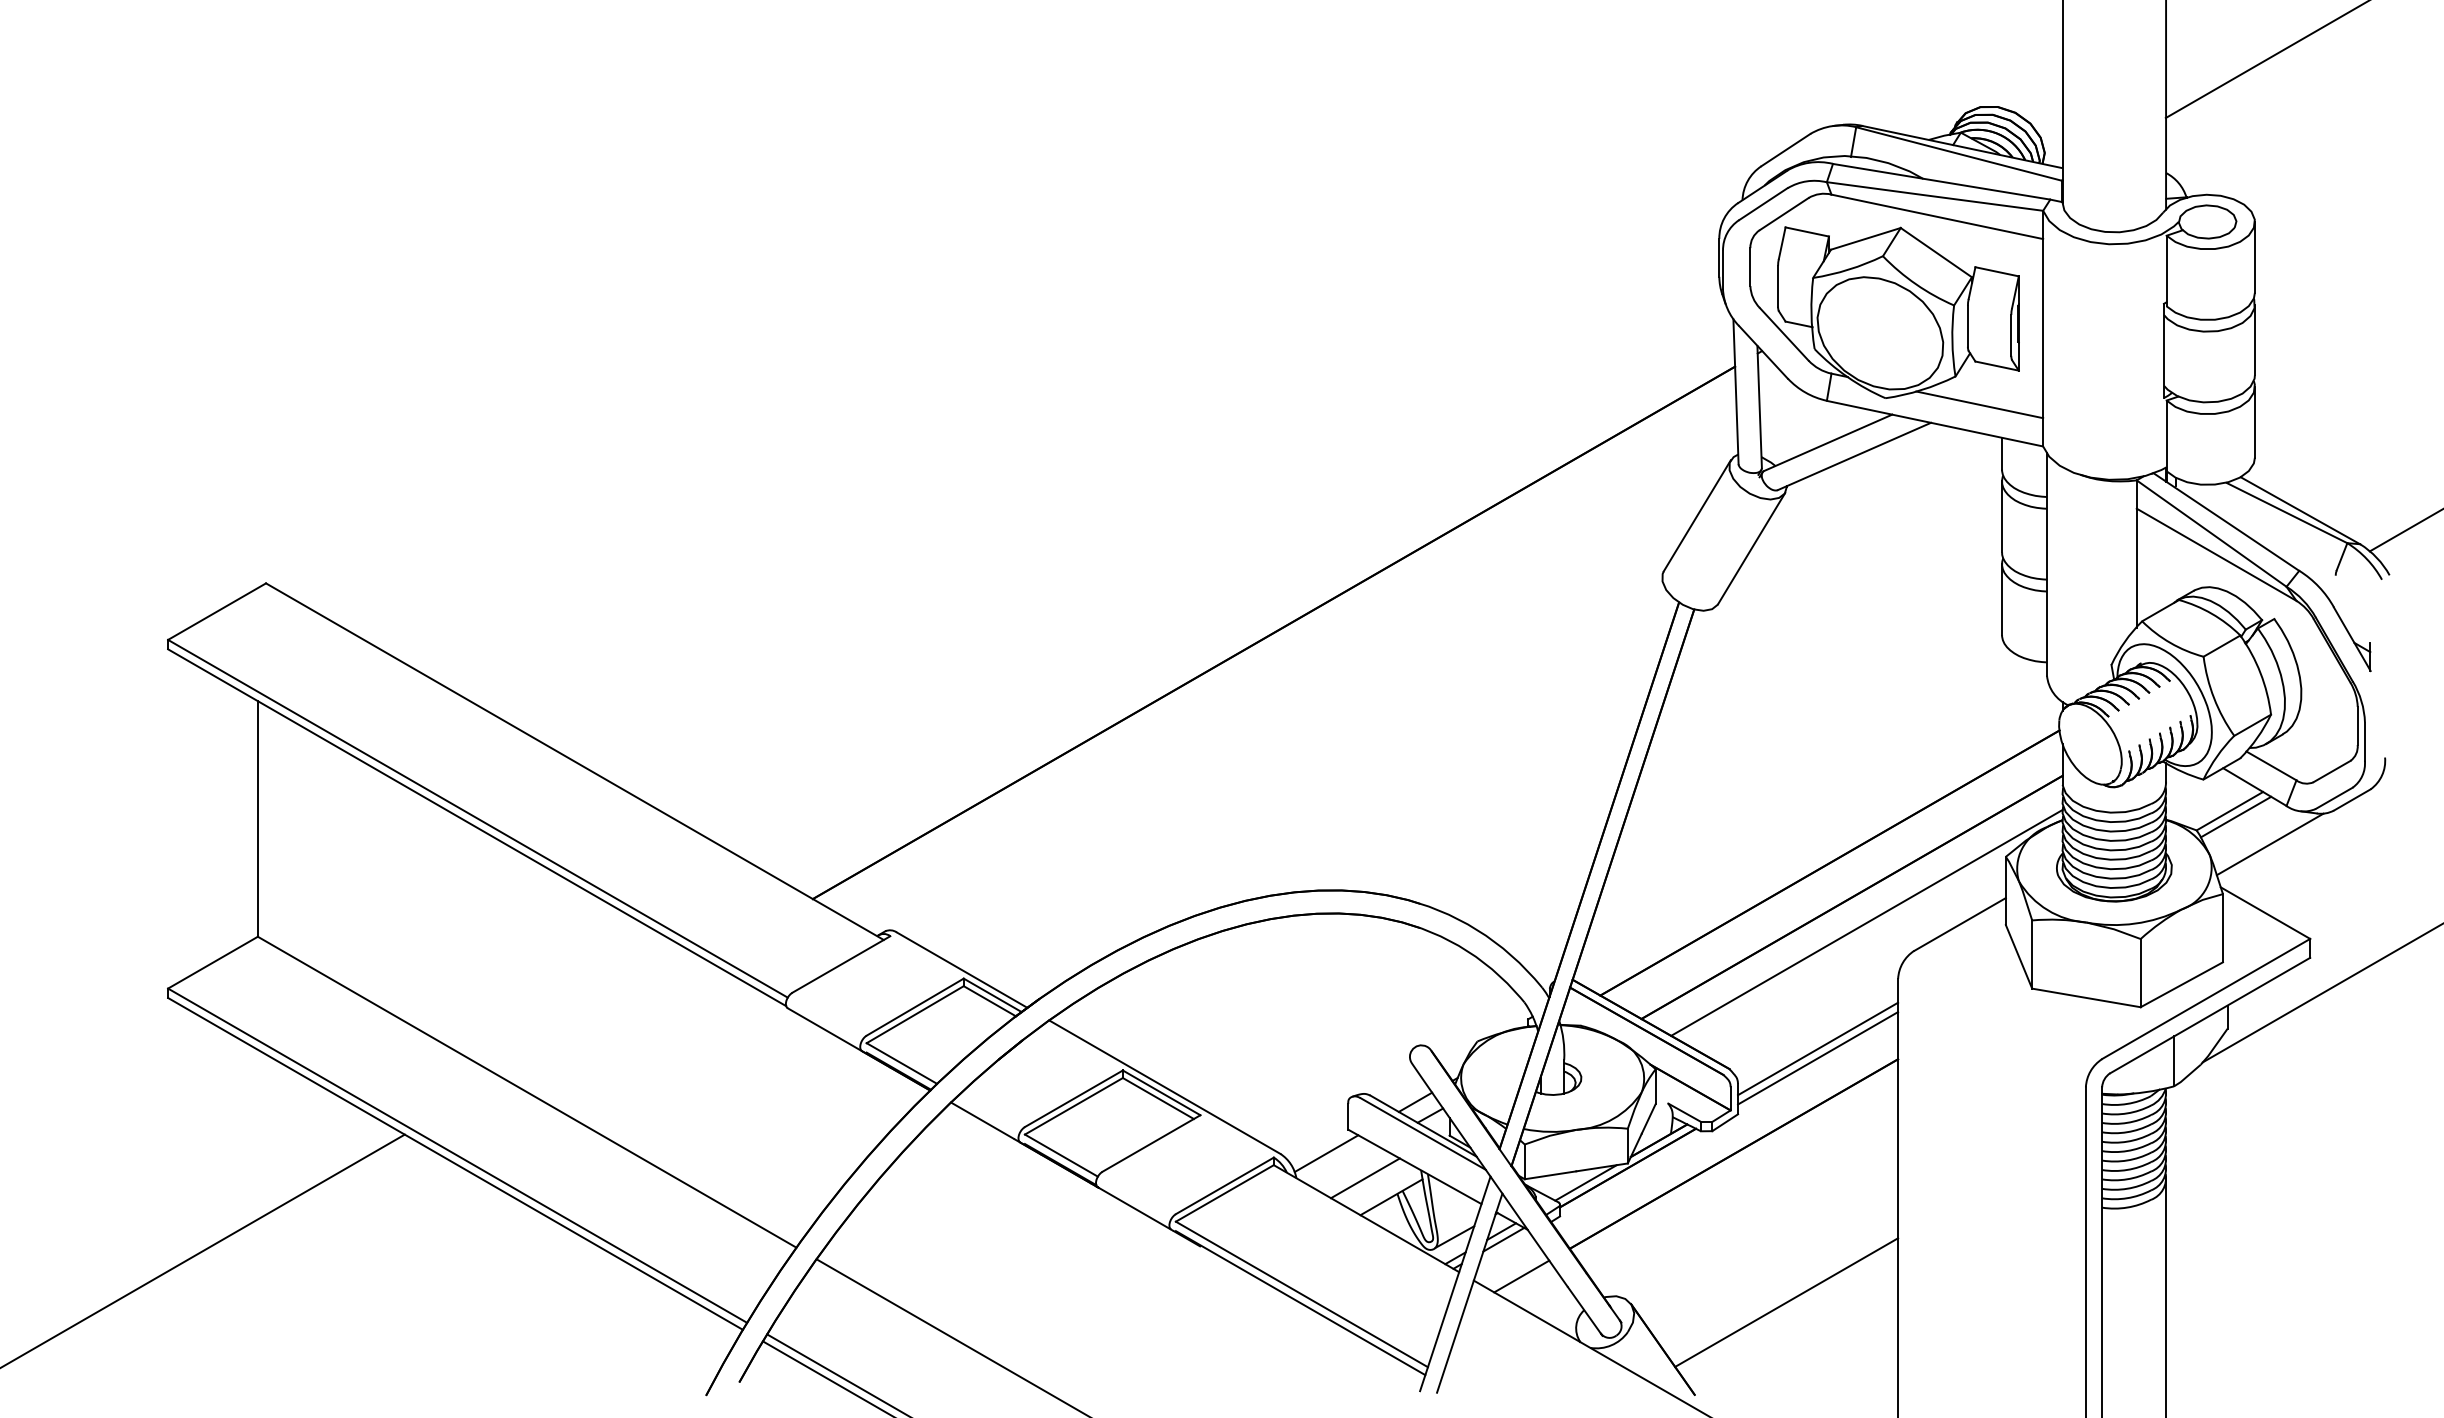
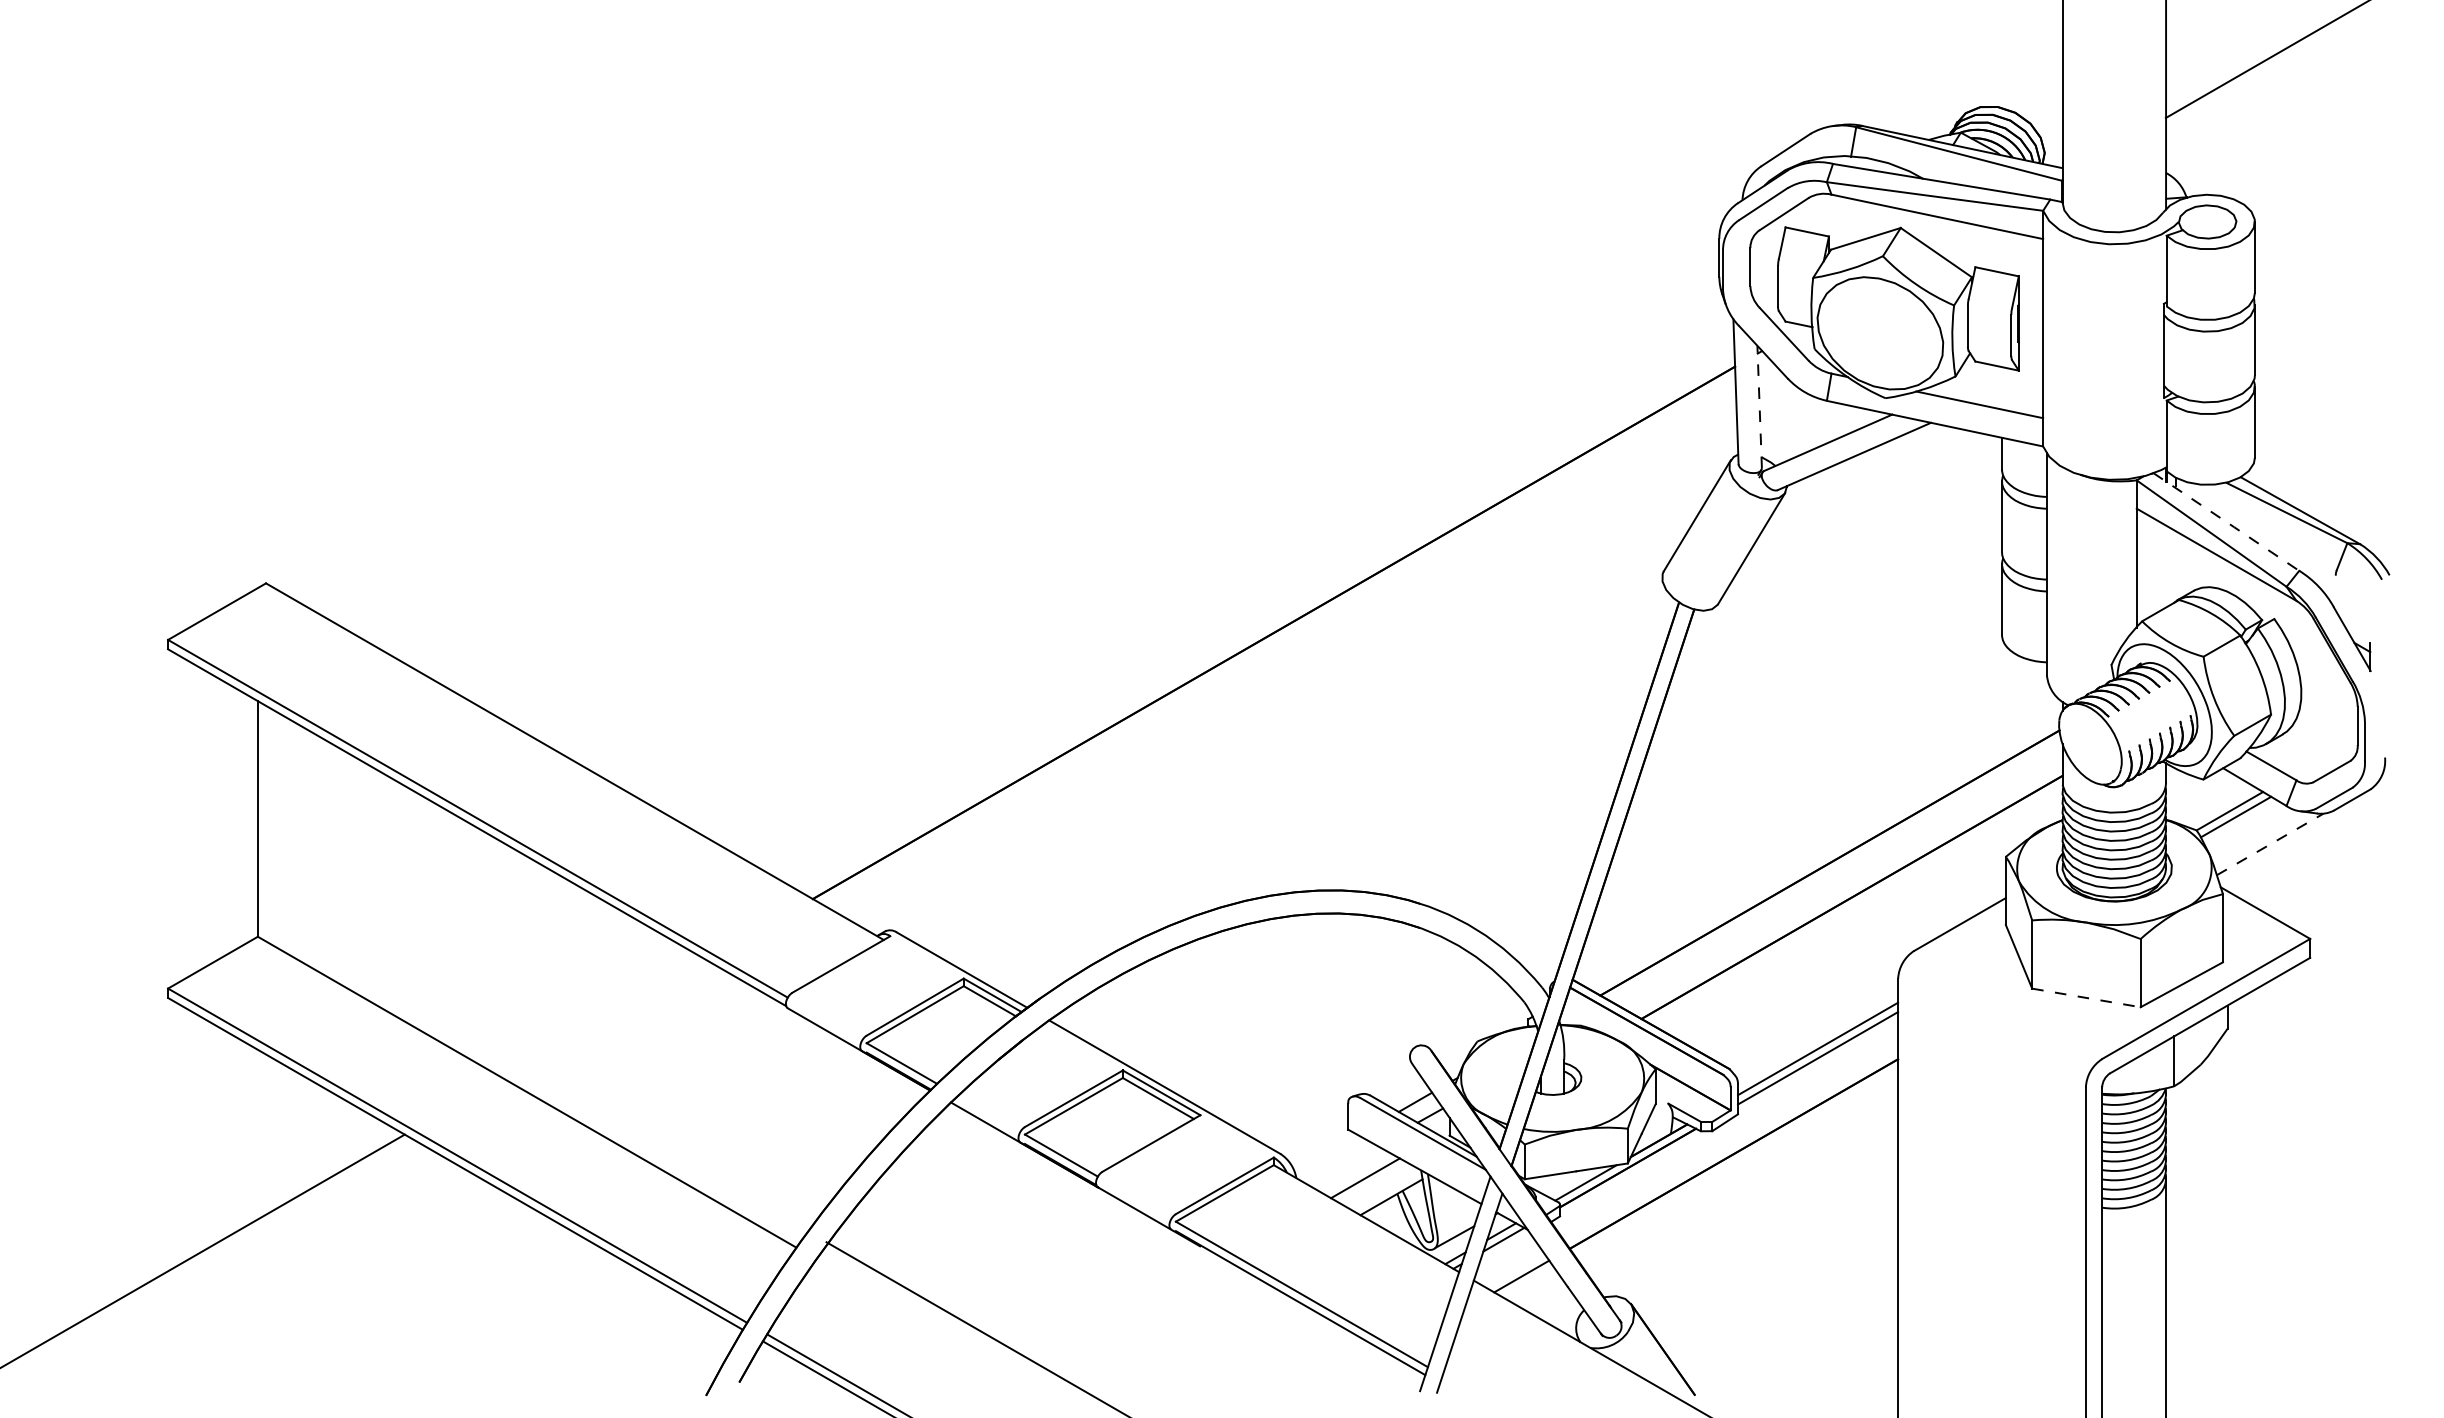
line: solid -> dashed (1759, 406)
line: solid -> dashed (2226, 522)
line: present -> none (2404, 530)
line: solid -> dashed (2270, 844)
line: present -> none (1866, 922)
line: present -> none (2321, 993)
line: solid -> dashed (2086, 998)
line: present -> none (1326, 1153)
line: present -> none (1786, 1302)
line position: (951, 1336) -> (975, 1328) (975, 1328)
